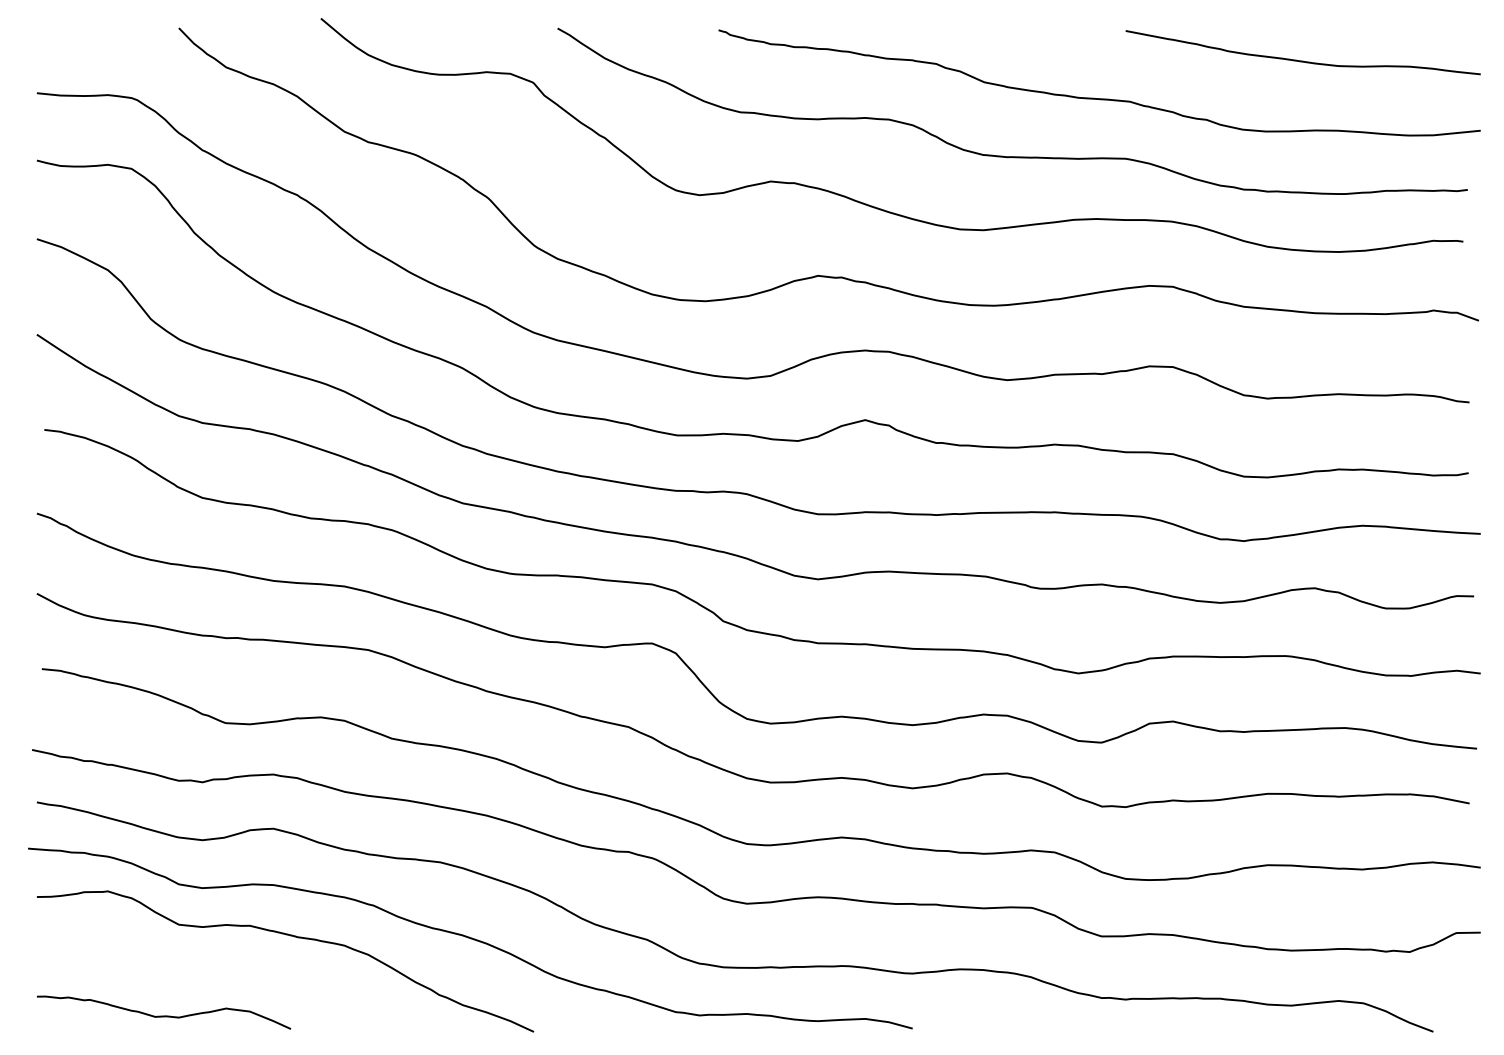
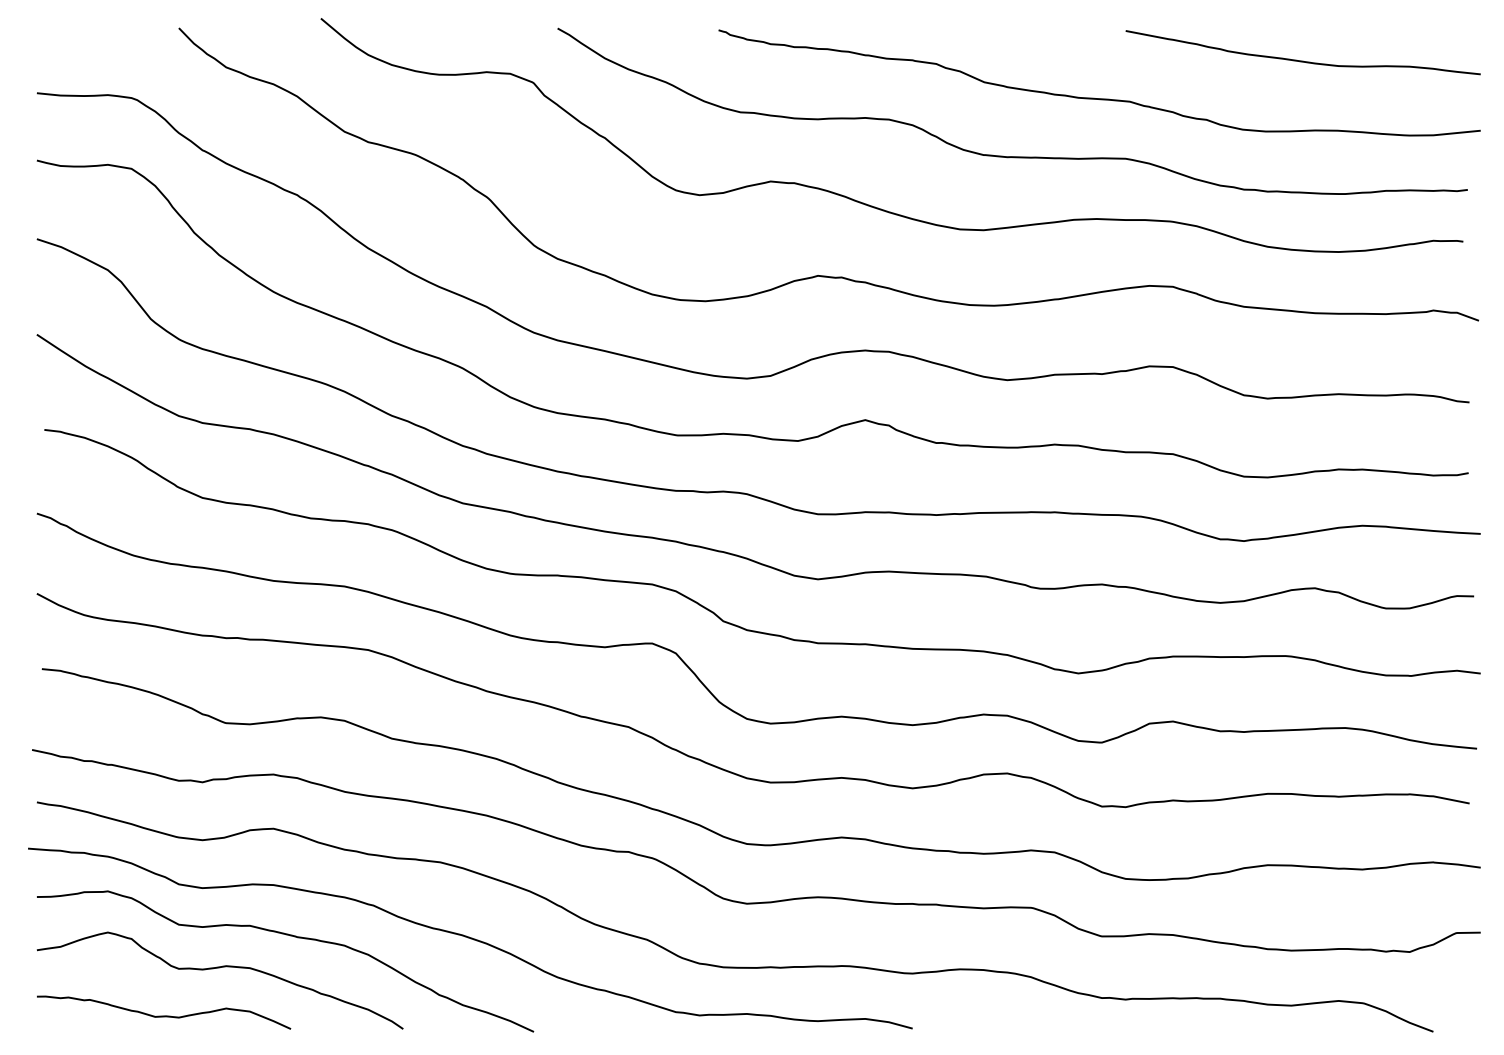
curve: none -> present (219, 968)
